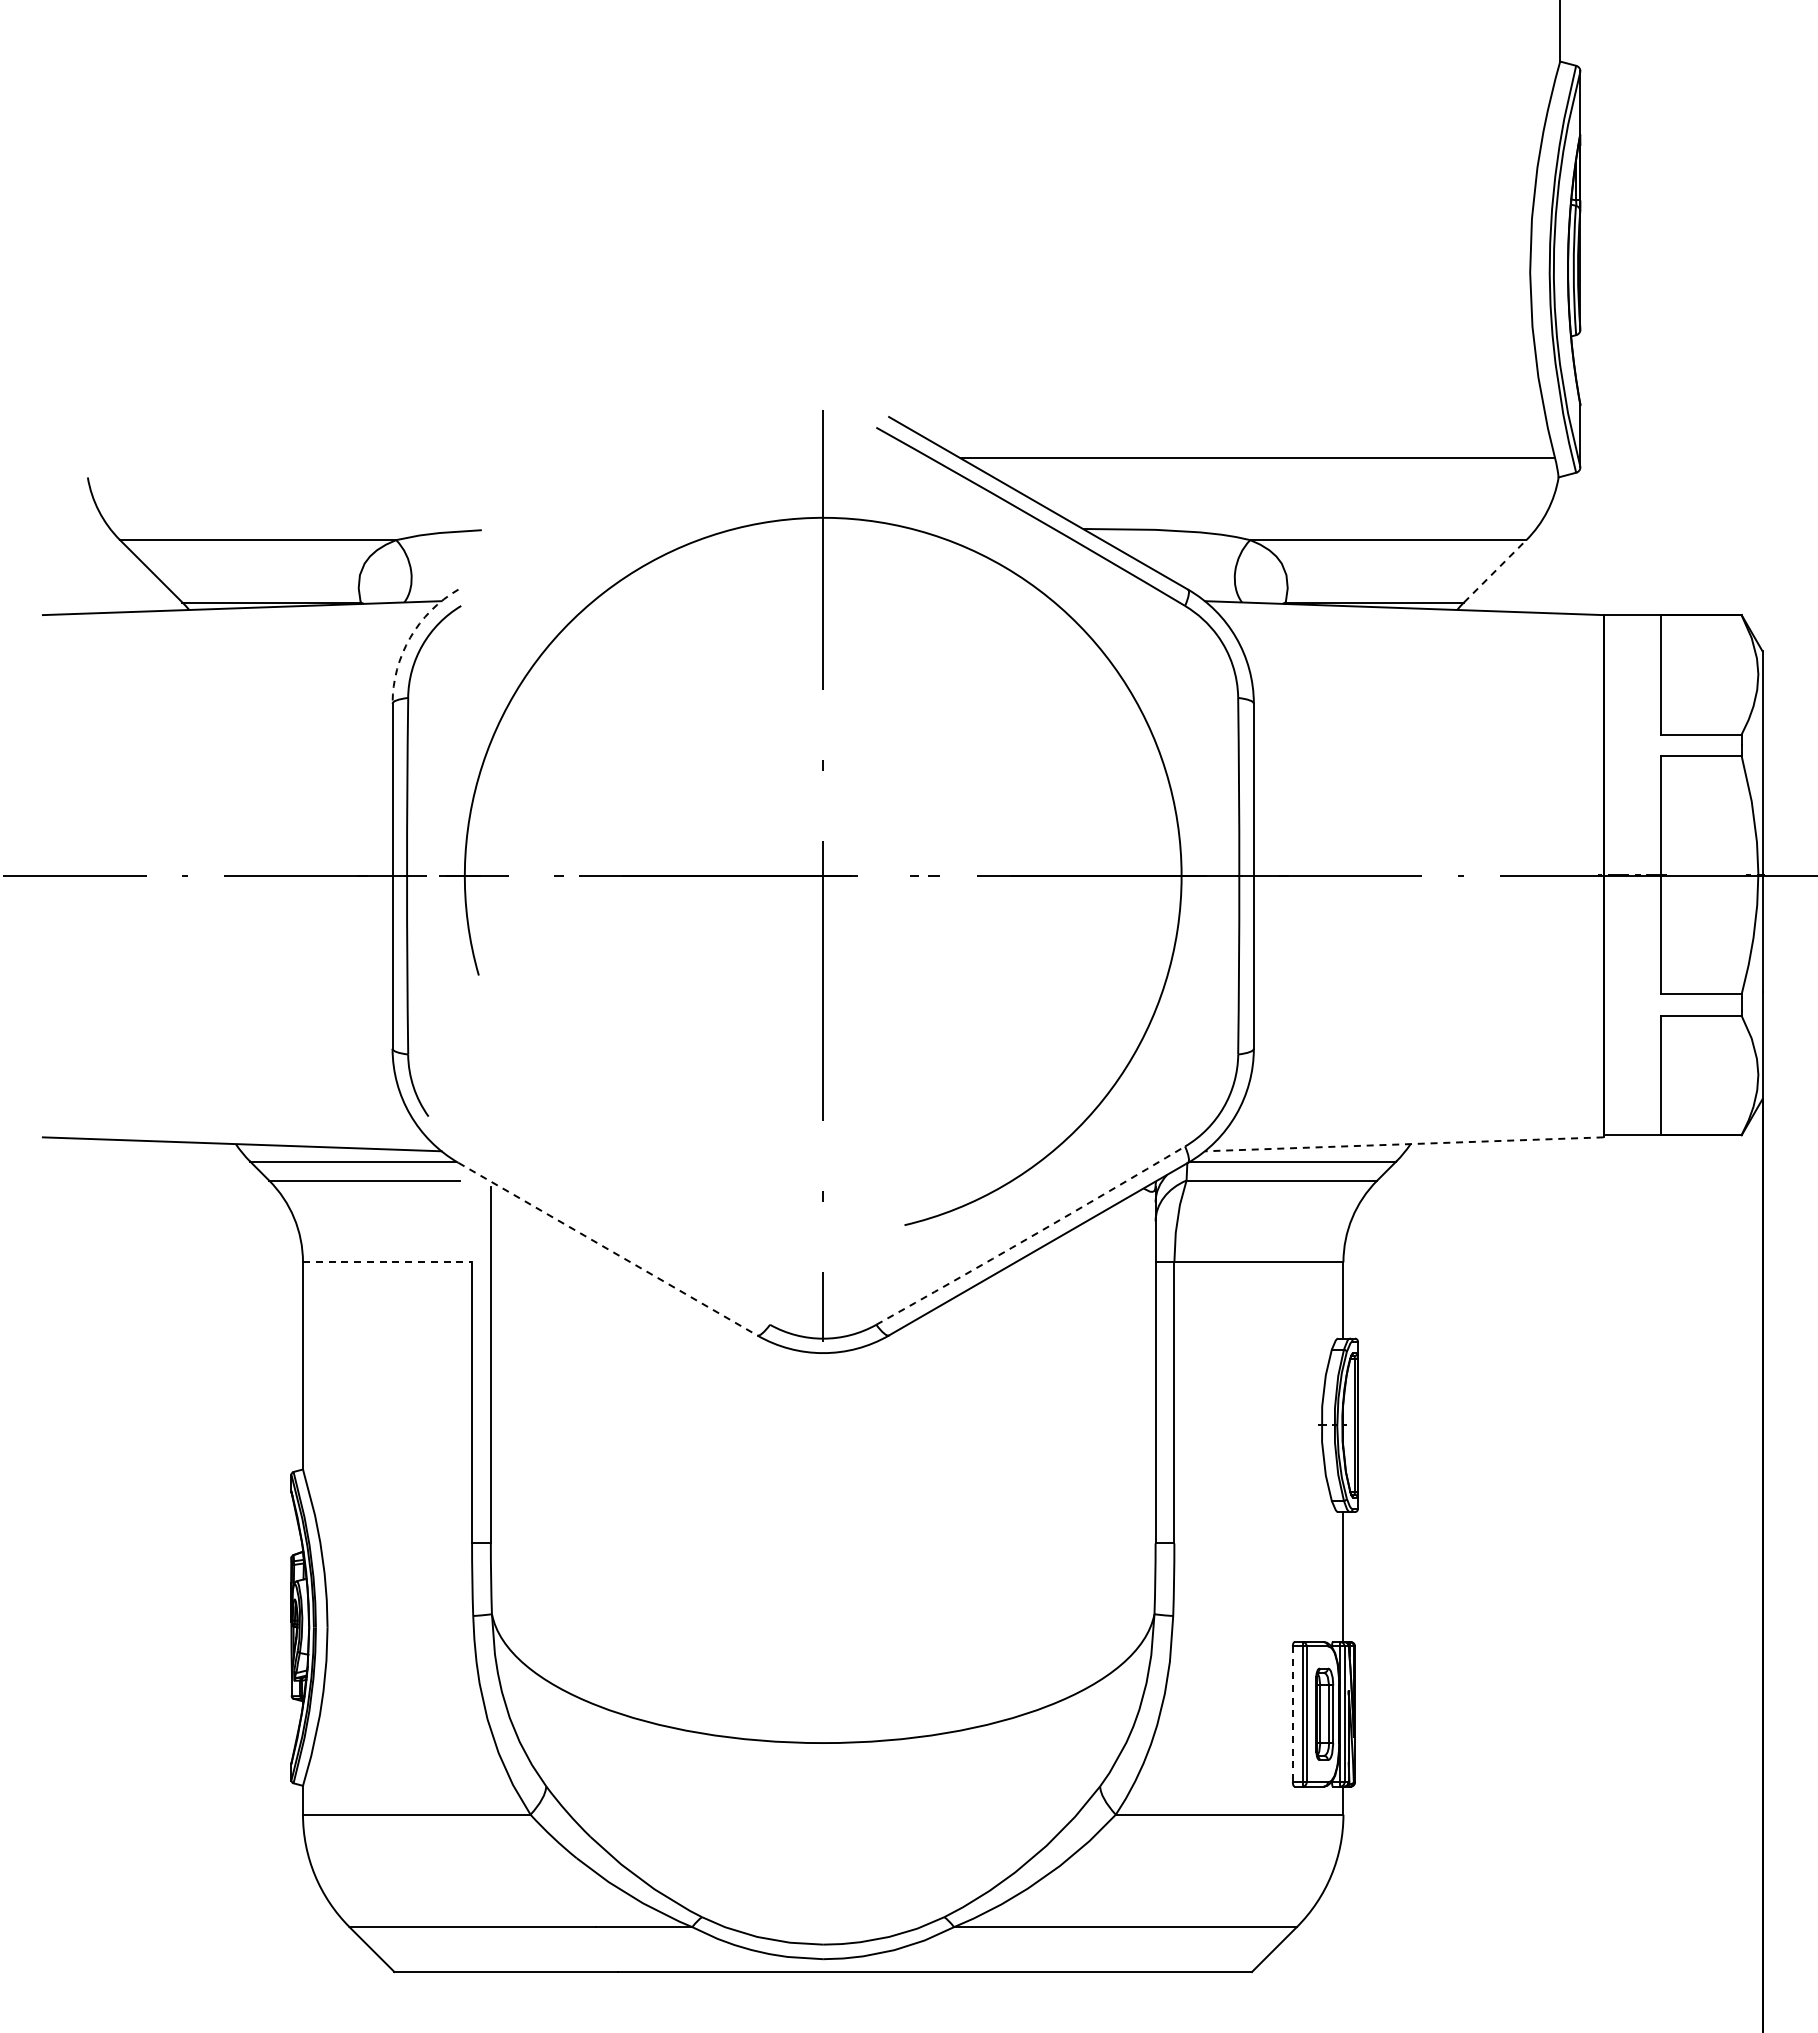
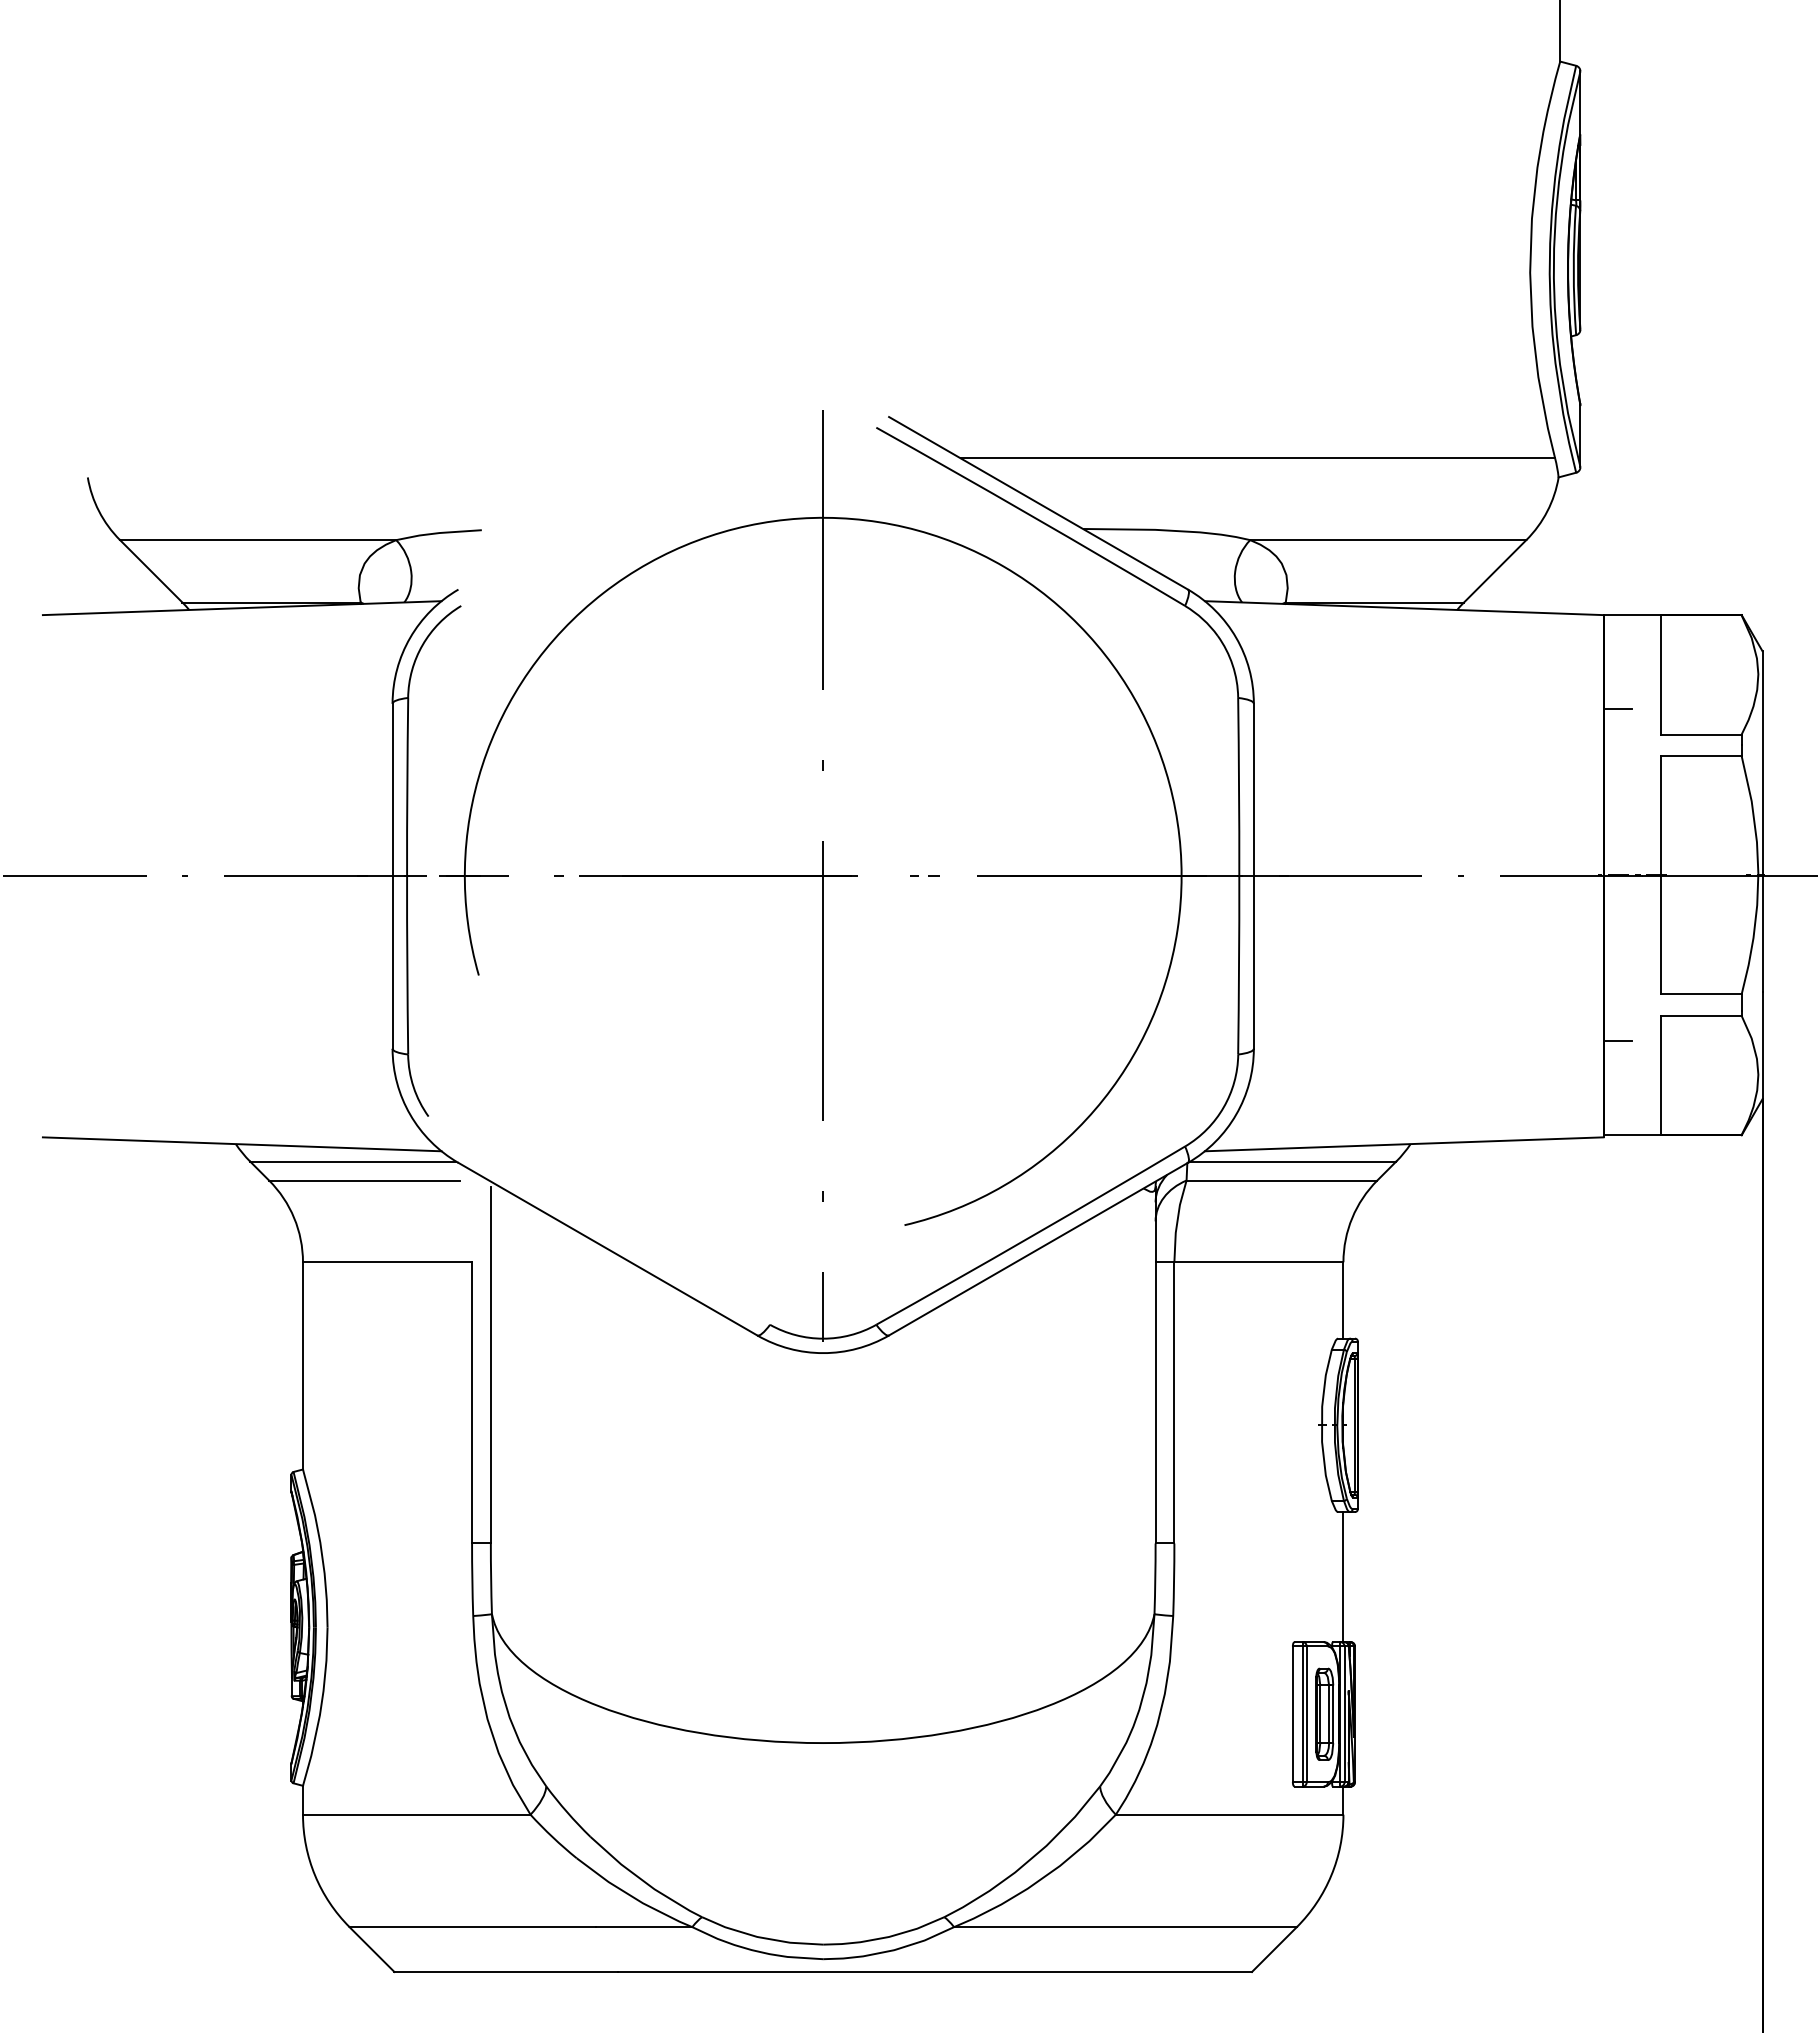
line: dashed -> solid (1495, 570)
arc: dashed -> solid (410, 637)
line: none -> present (1617, 709)
line: none -> present (1617, 1041)
line: dashed -> solid (1403, 1144)
arc: dashed -> solid (1031, 1236)
line: dashed -> solid (607, 1249)
line: dashed -> solid (387, 1262)
line: dashed -> solid (1292, 1714)
